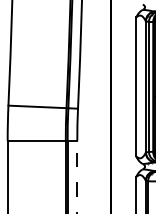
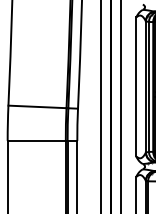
line: none -> present (101, 106)
line: none -> present (120, 106)
line: dashed -> solid (77, 176)
